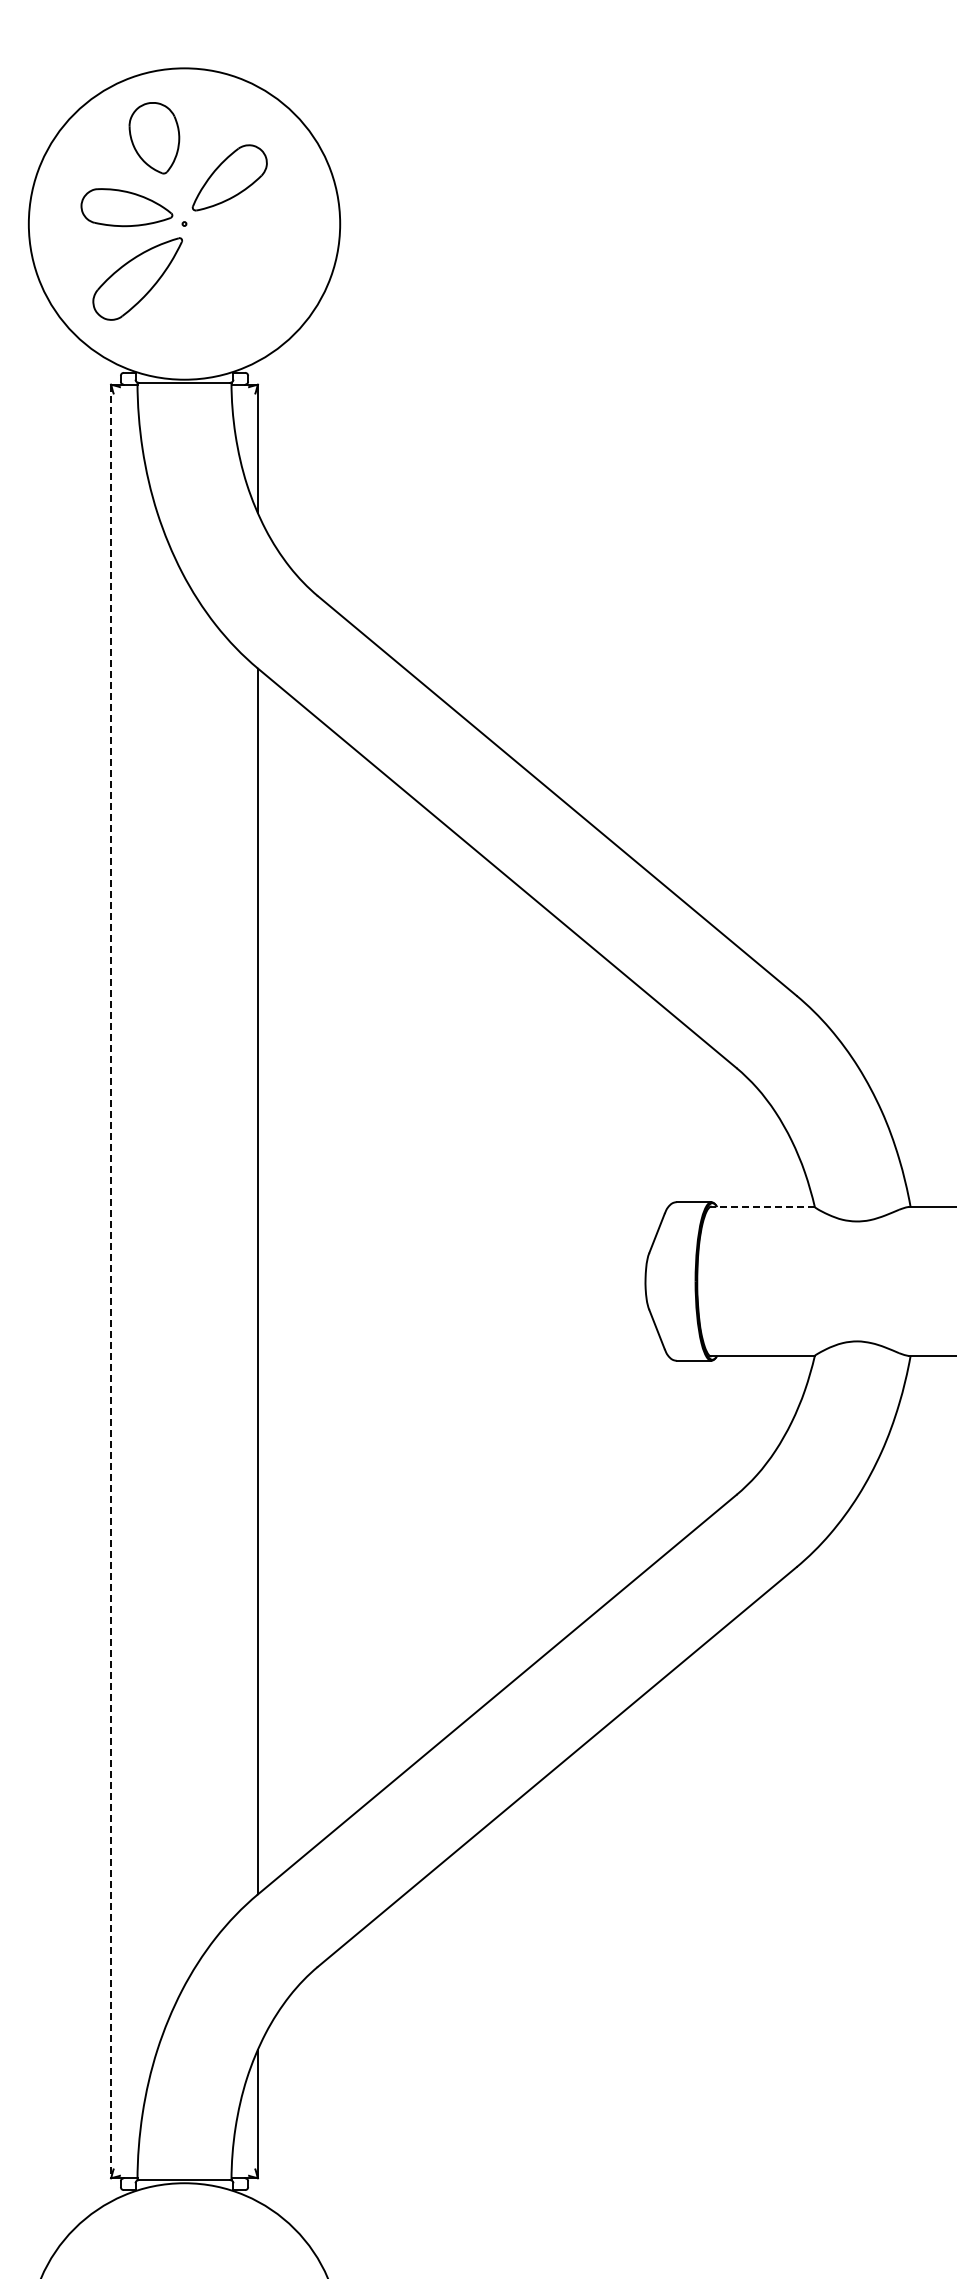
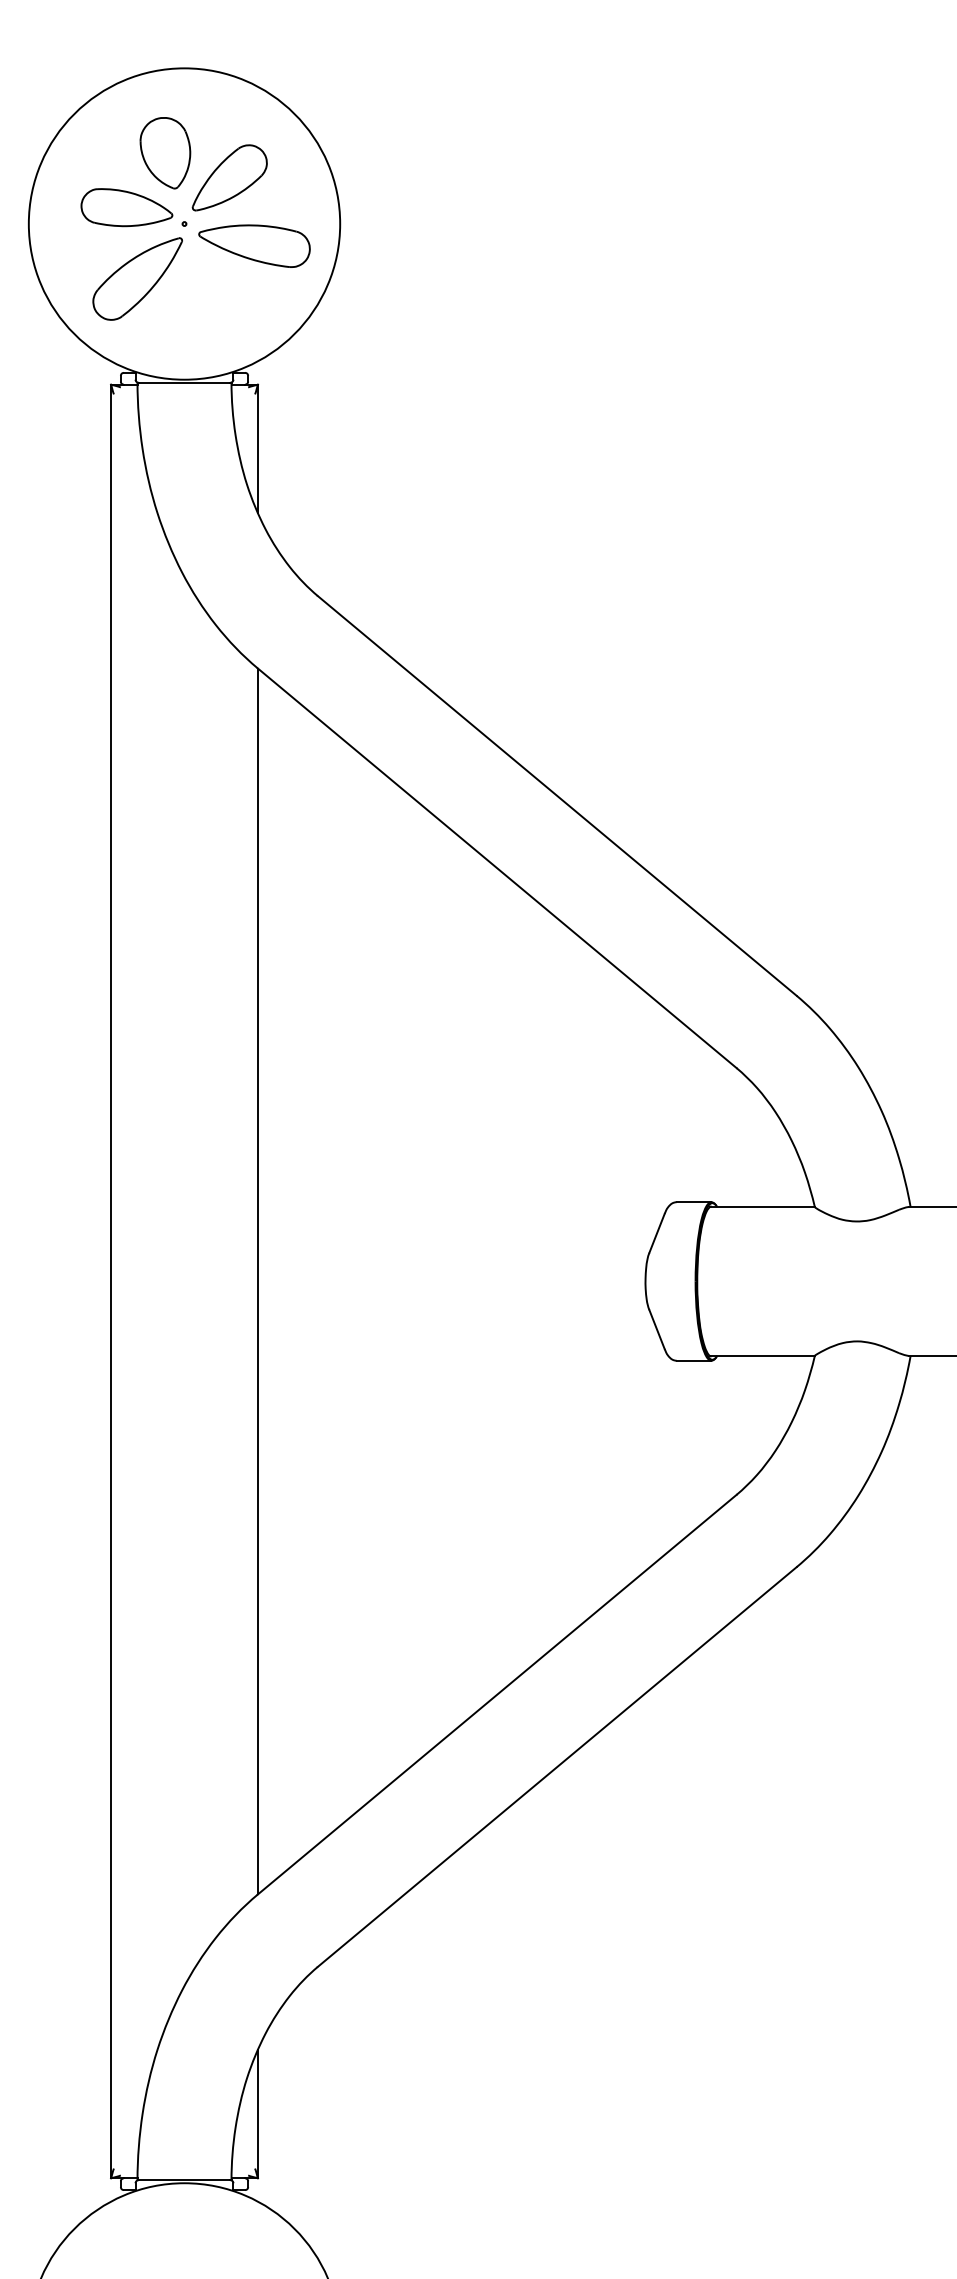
part position: (154, 138) -> (165, 153) (165, 153)
part: none -> present (254, 245)
line: dashed -> solid (761, 1207)
line: dashed -> solid (111, 1281)
